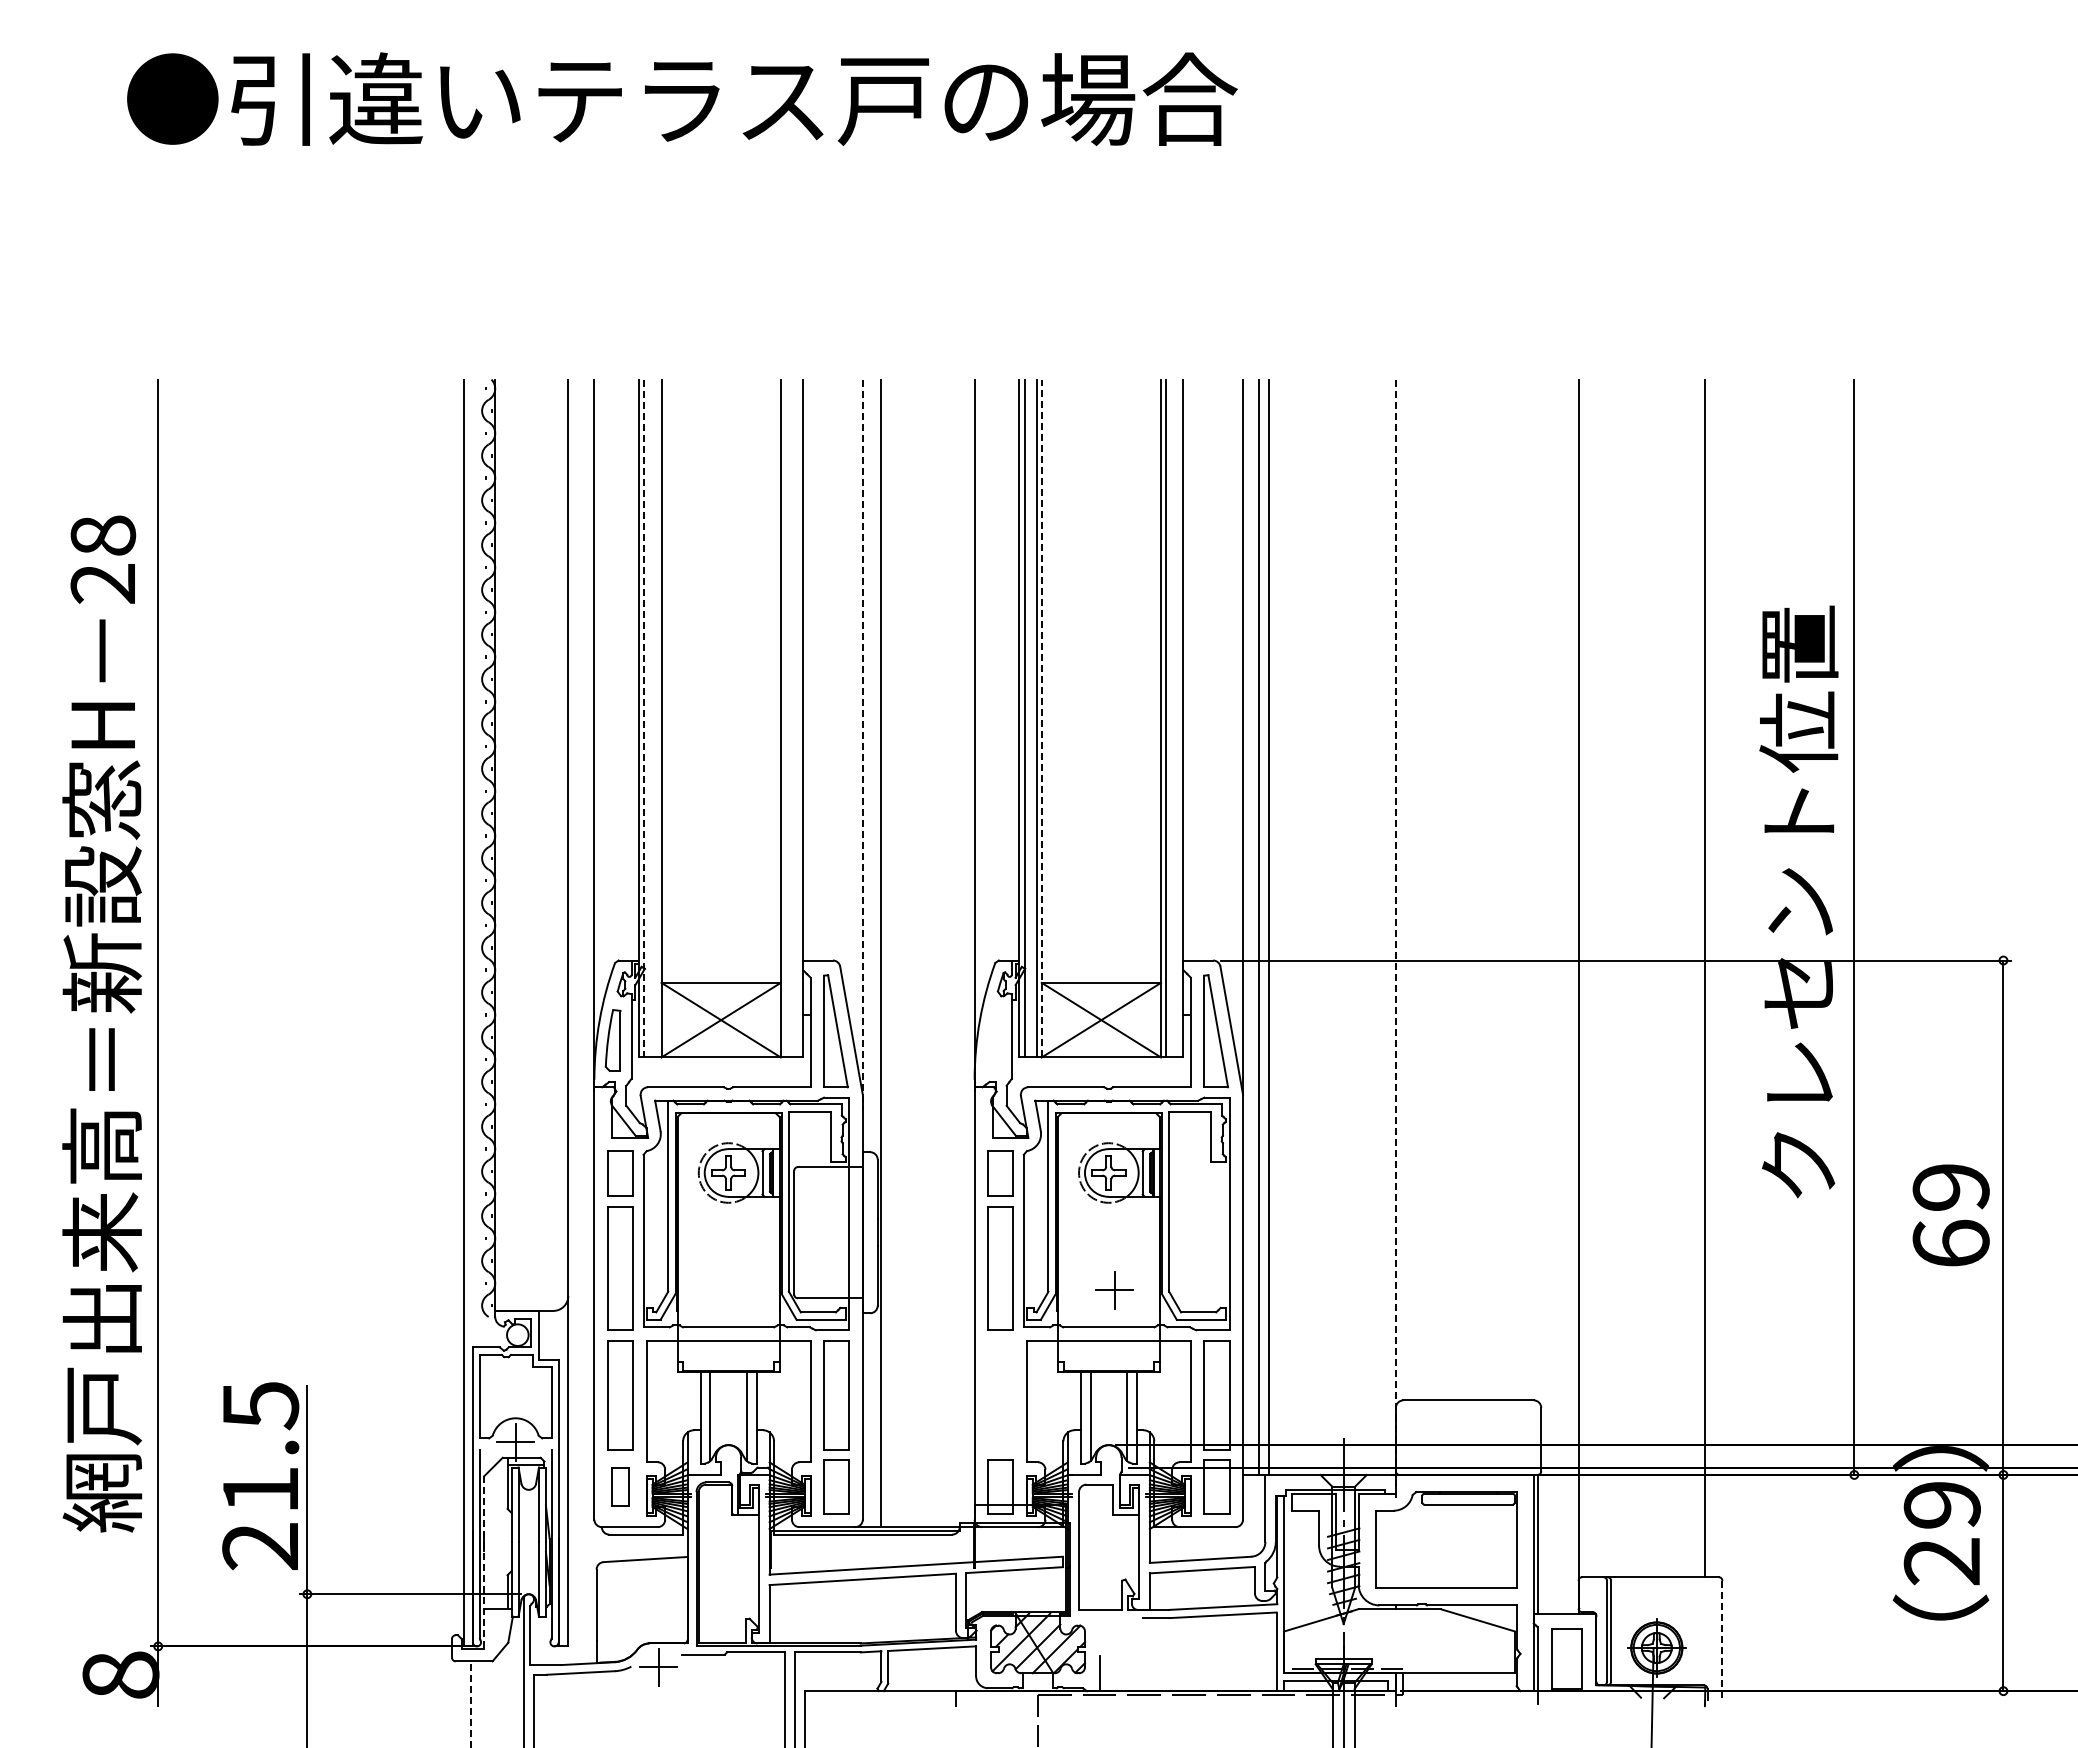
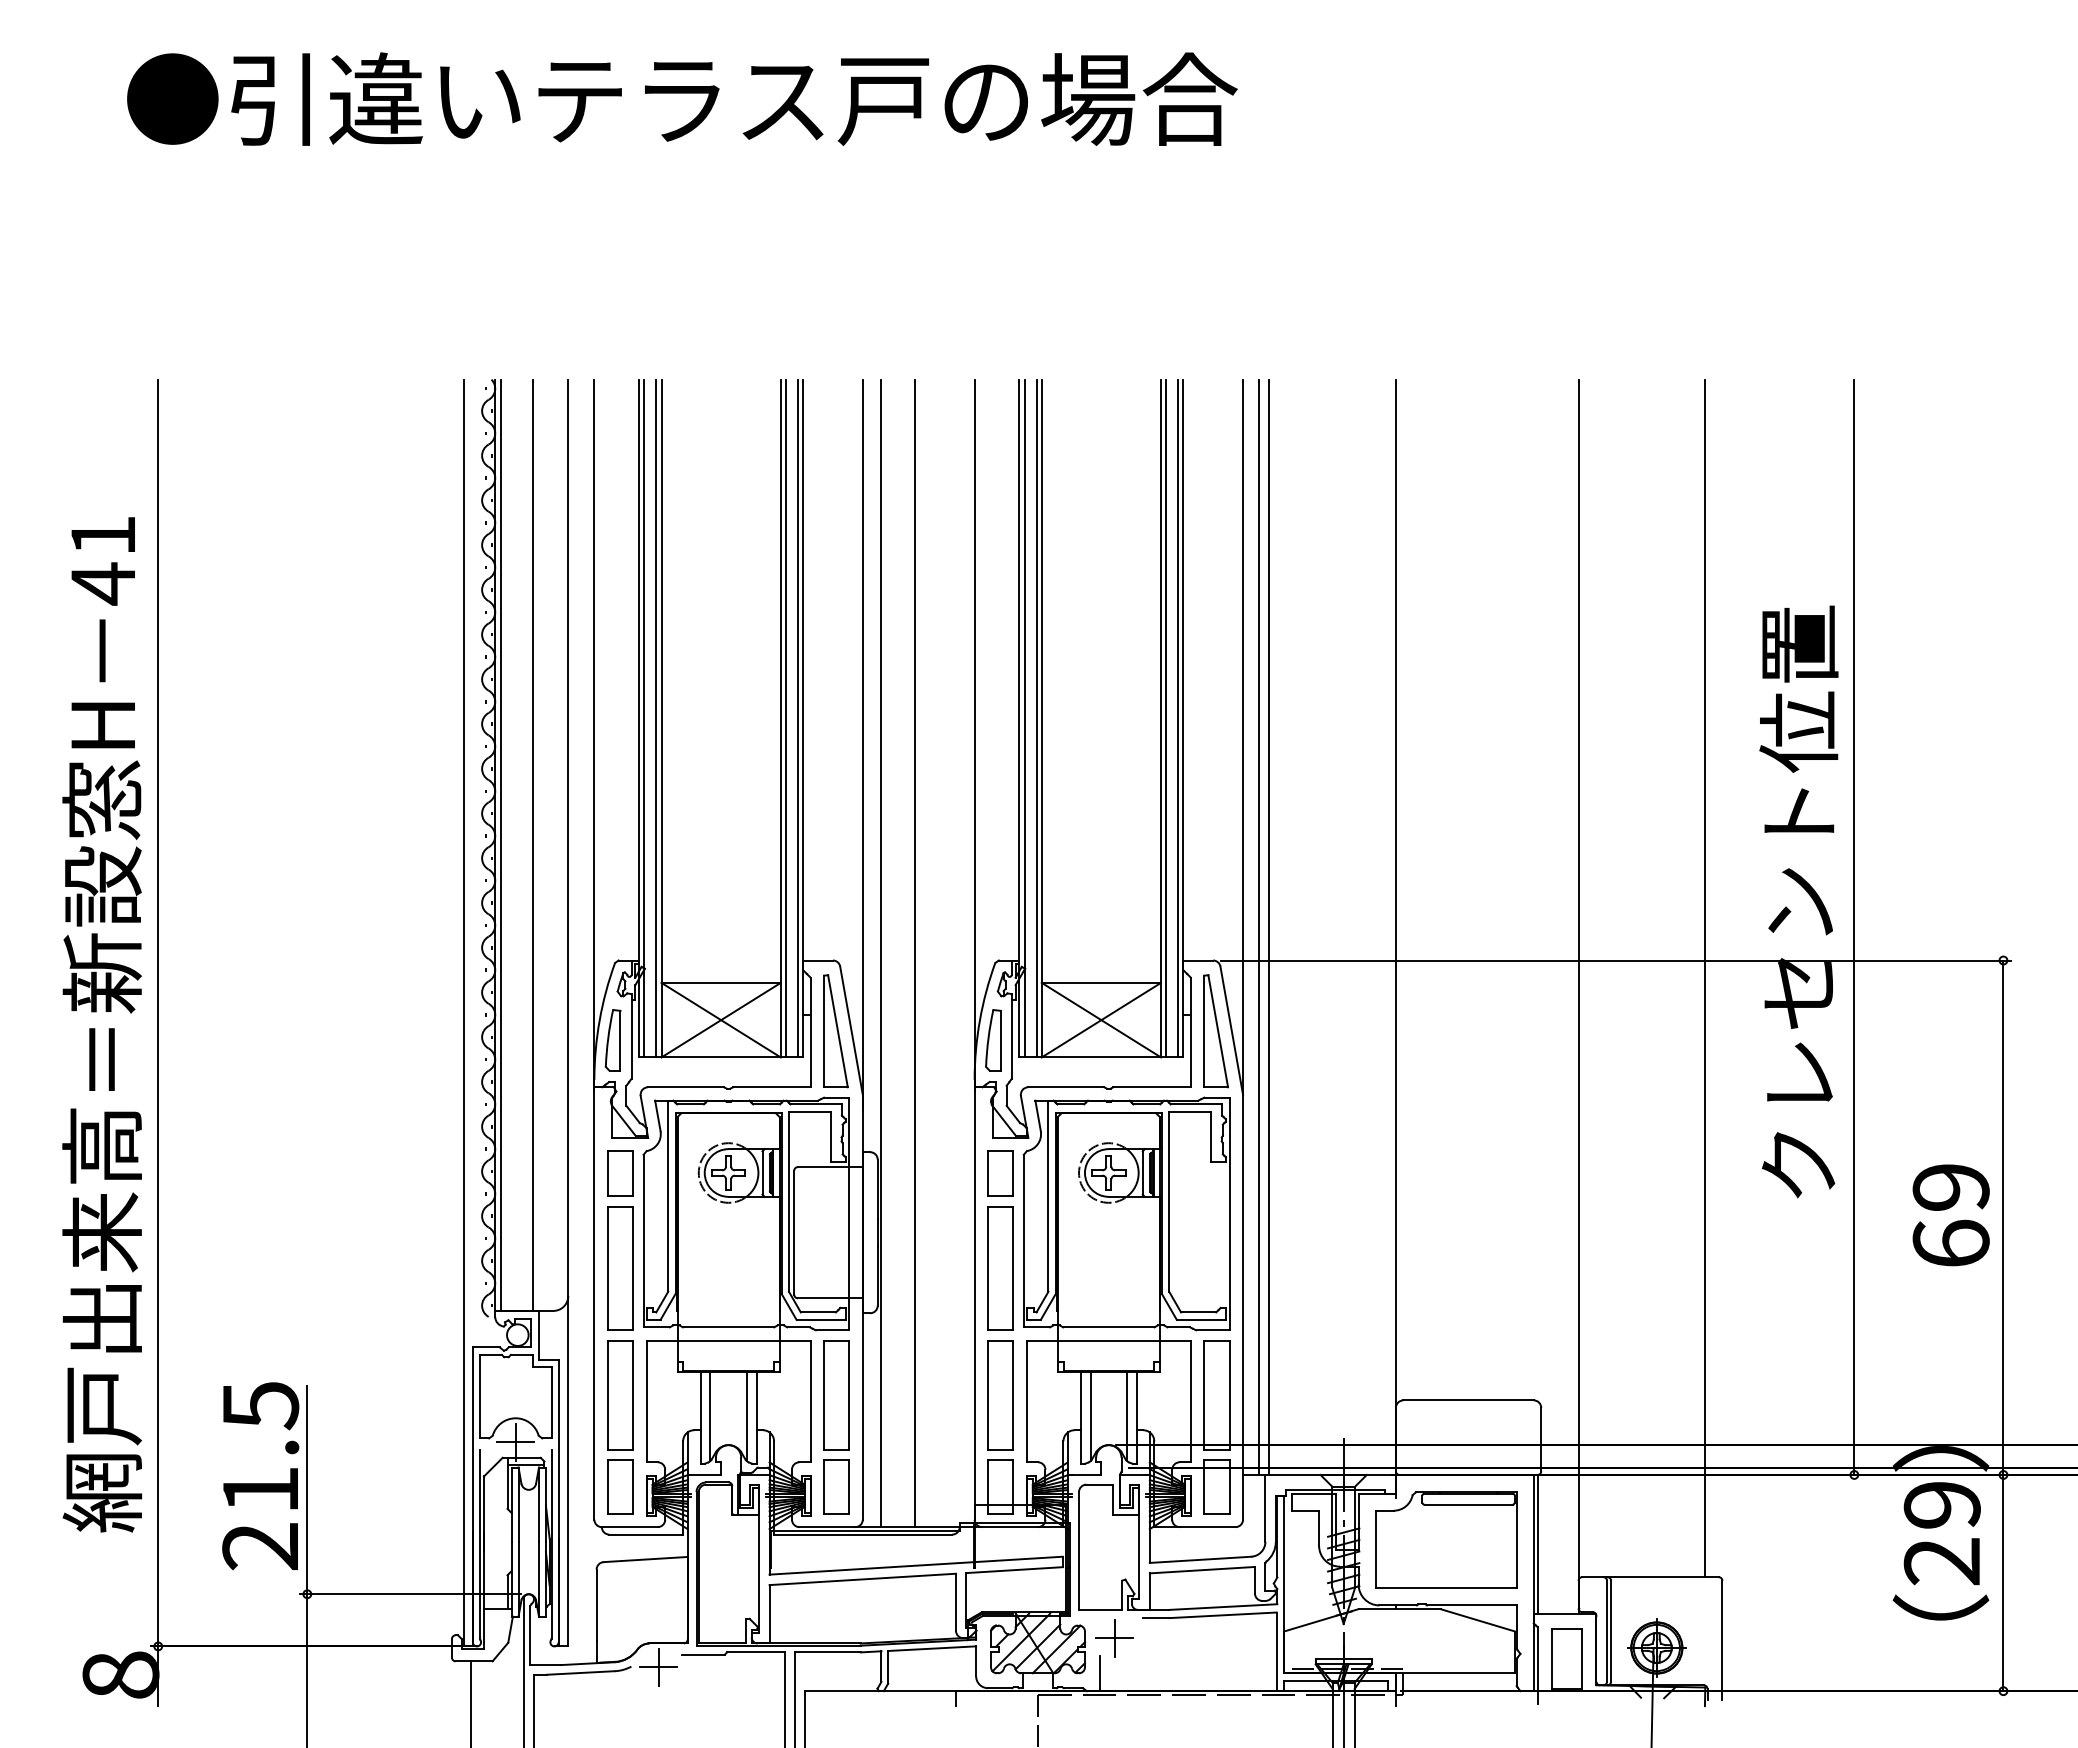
text: 28 -> 41 (103, 560)
line: dashed -> solid (644, 718)
line: none -> present (656, 718)
line: none -> present (786, 718)
line: none -> present (797, 718)
line: dashed -> solid (1041, 718)
line: none -> present (1178, 718)
line: dashed -> solid (862, 745)
line: none -> present (501, 844)
line: none -> present (532, 844)
line: dashed -> solid (1395, 938)
line: none -> present (914, 953)
part: none -> present (993, 1040)
part position: (1114, 1290) -> (1114, 1638) (1114, 1638)
part: none -> present (1000, 1395)
part size: 19x40 px -> 27x56 px (620, 1486)
line: dashed -> solid (484, 1563)
line: dashed -> solid (1722, 1640)
line: dashed -> solid (471, 1704)
